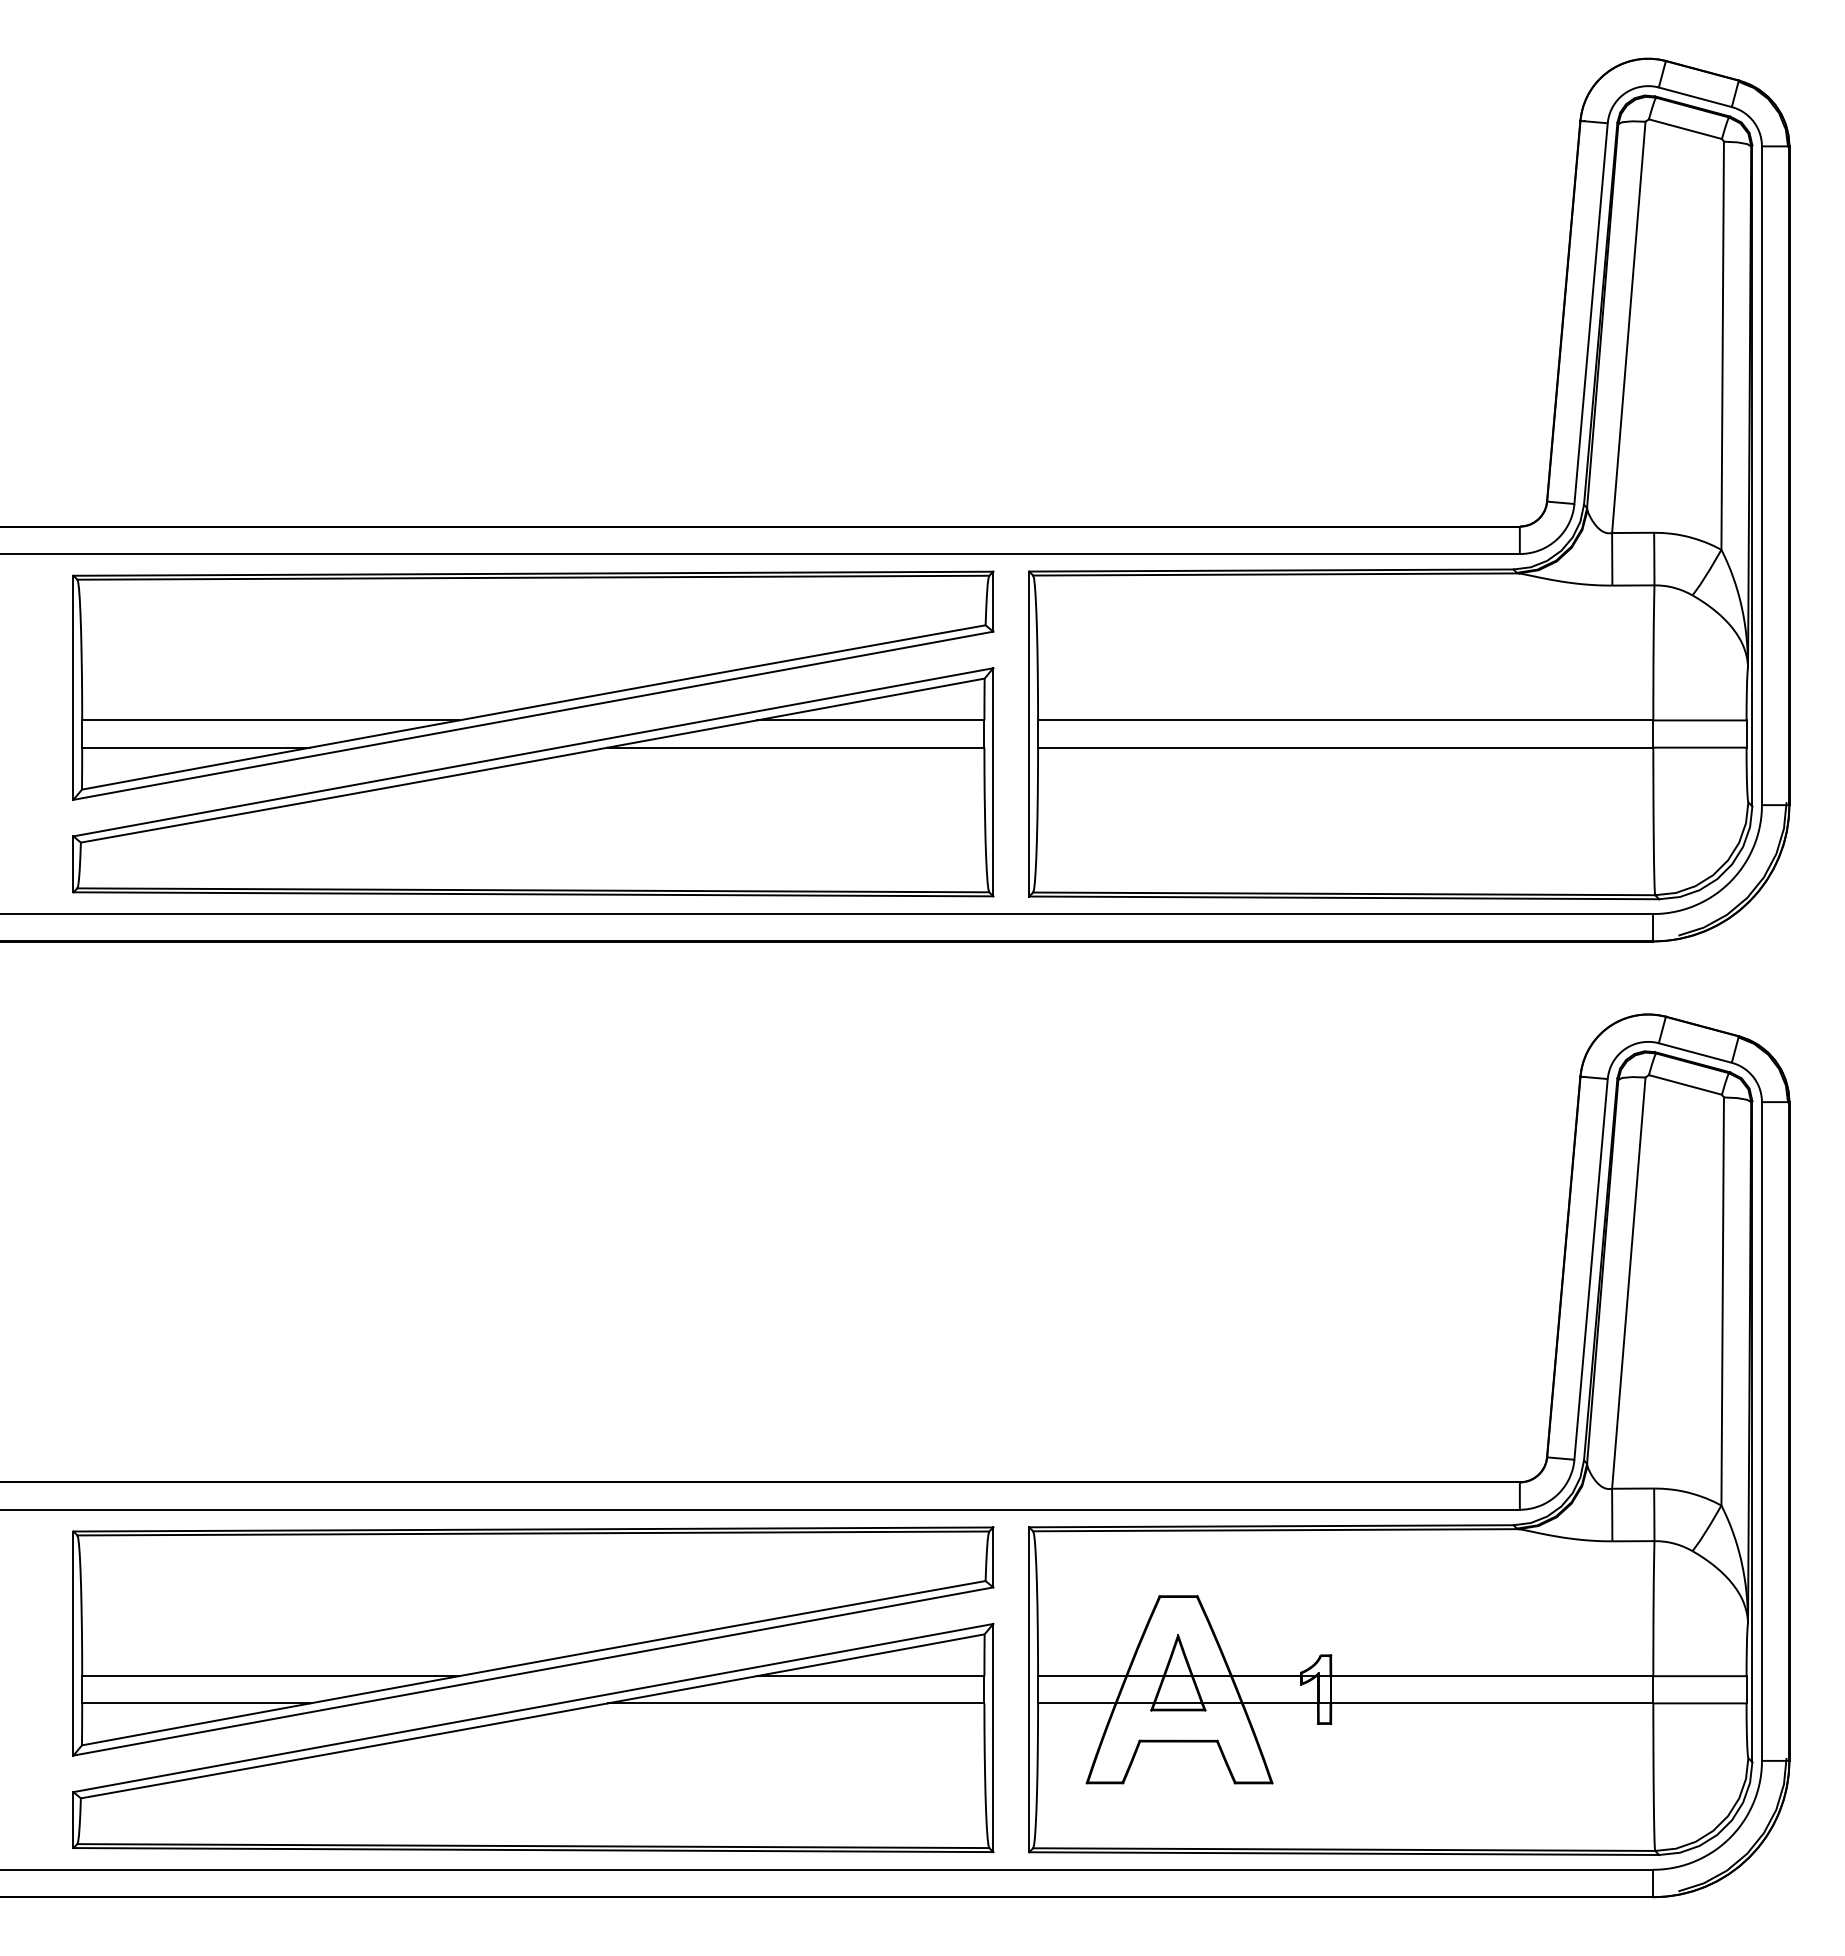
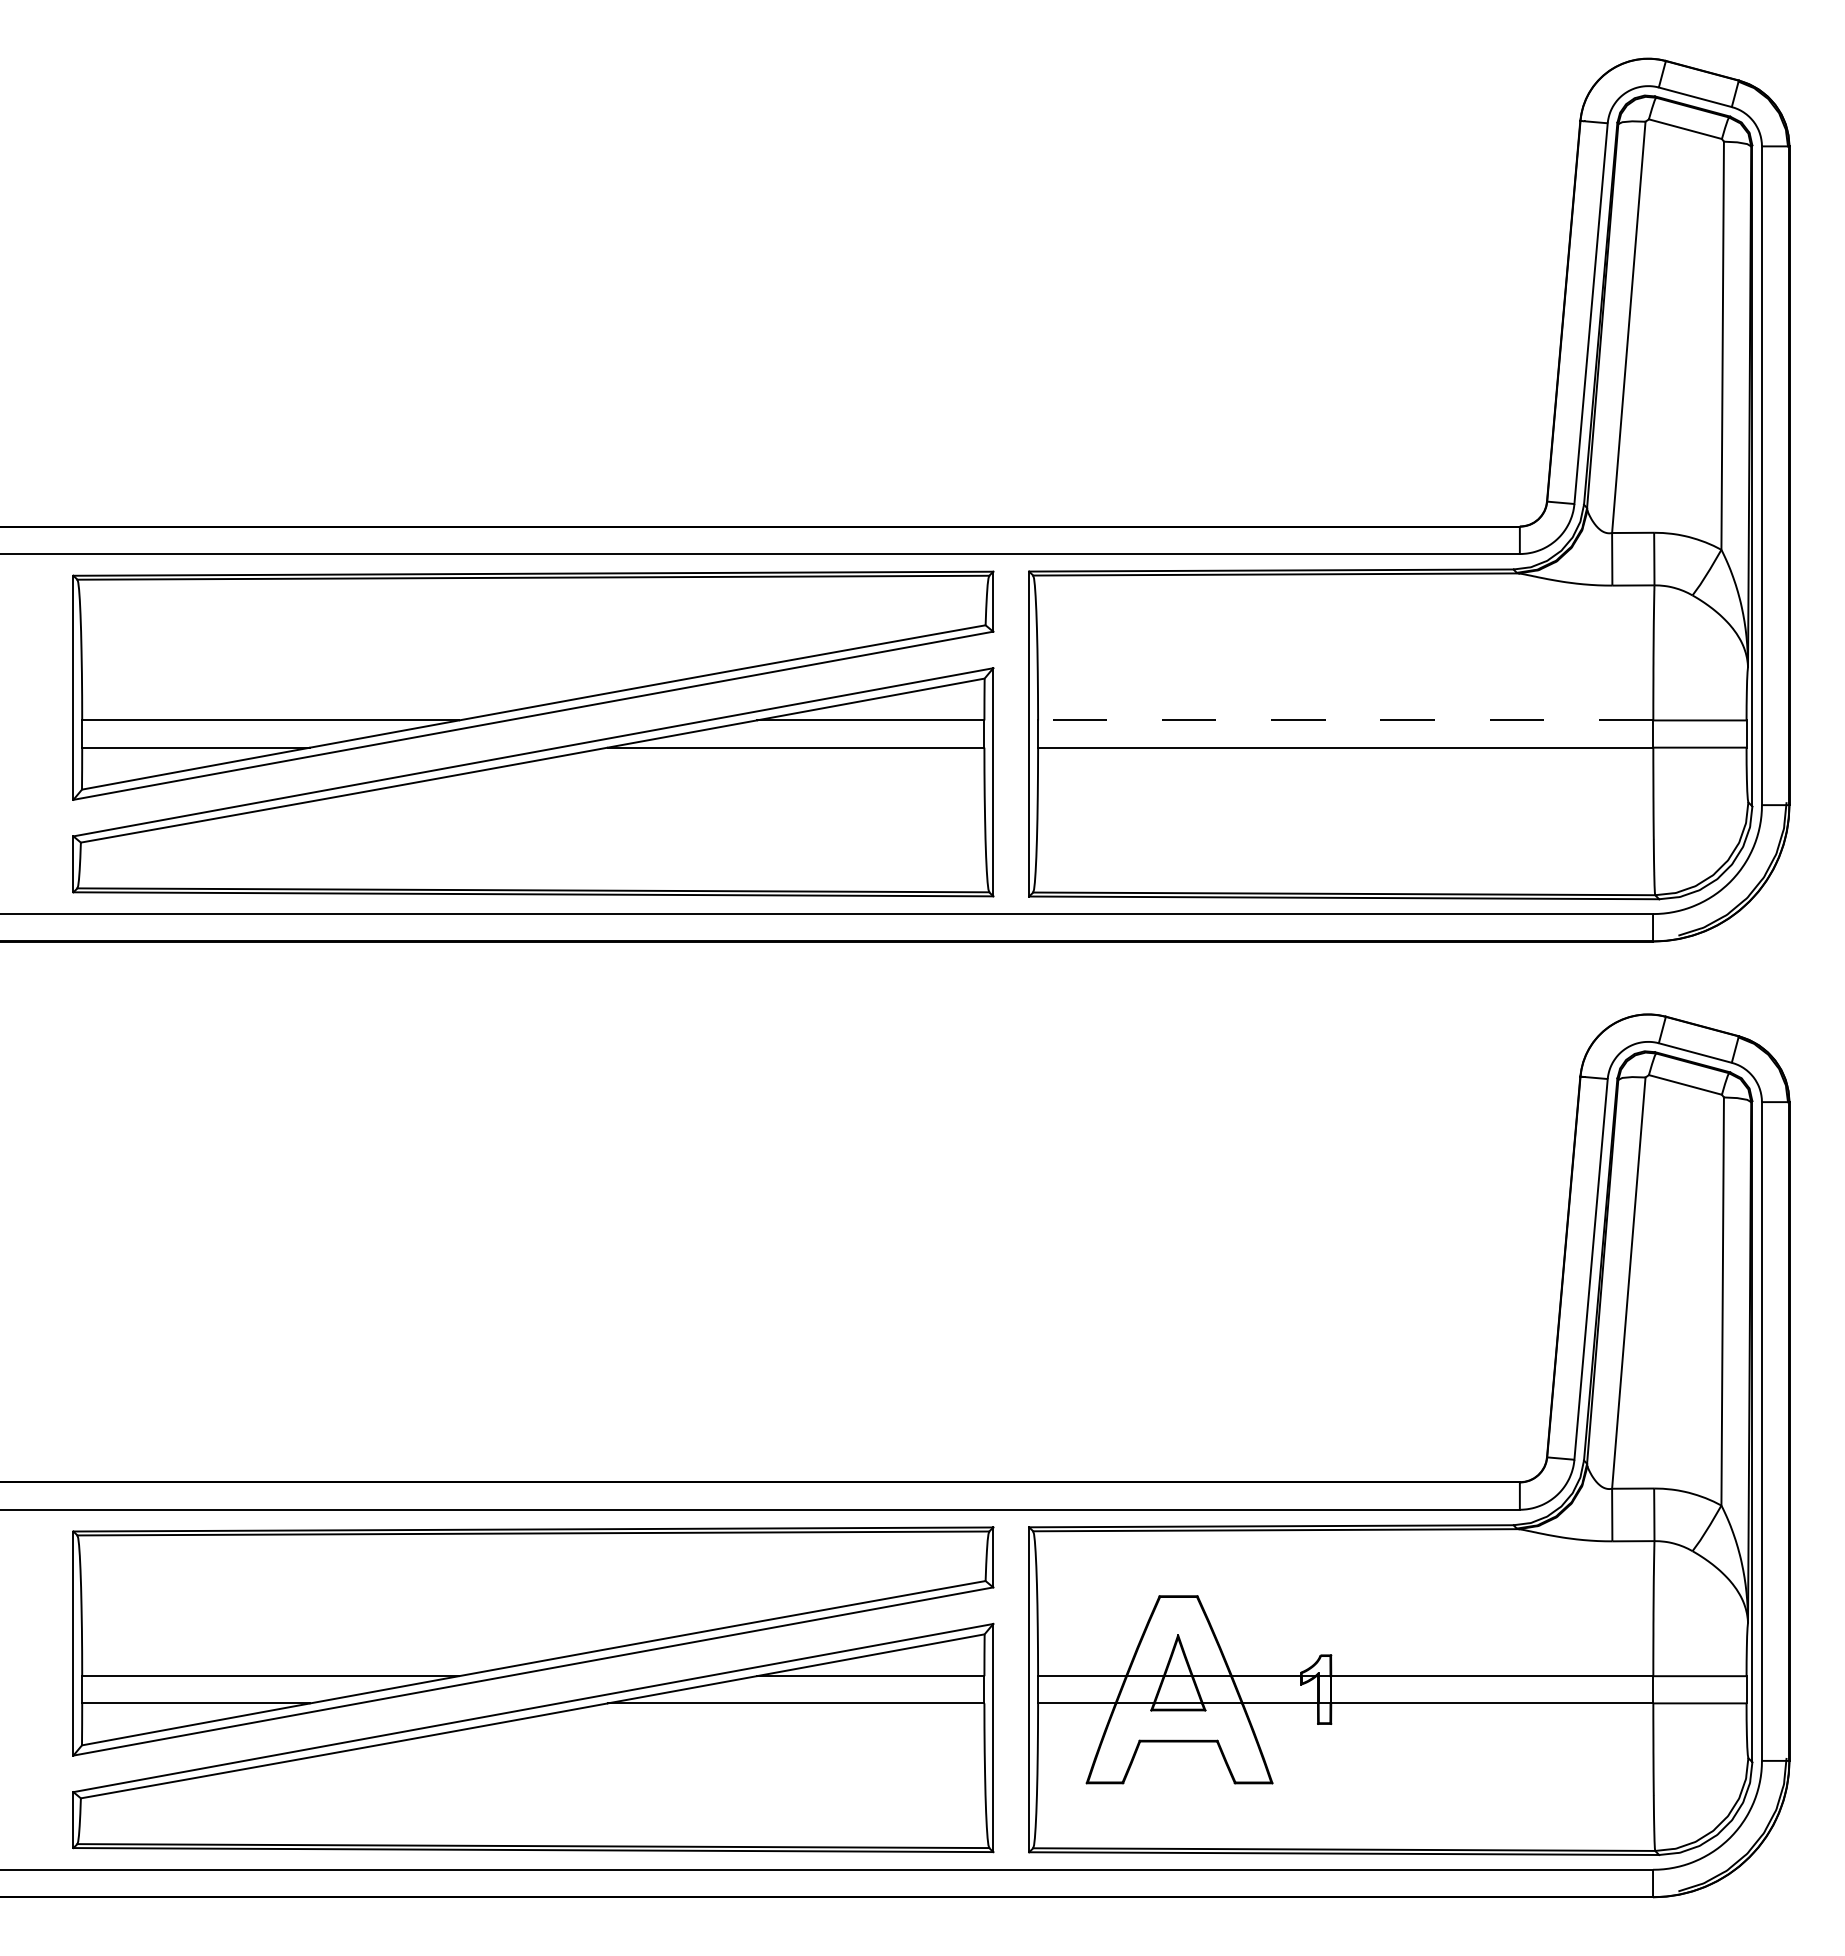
line: solid -> dashed (1345, 720)
